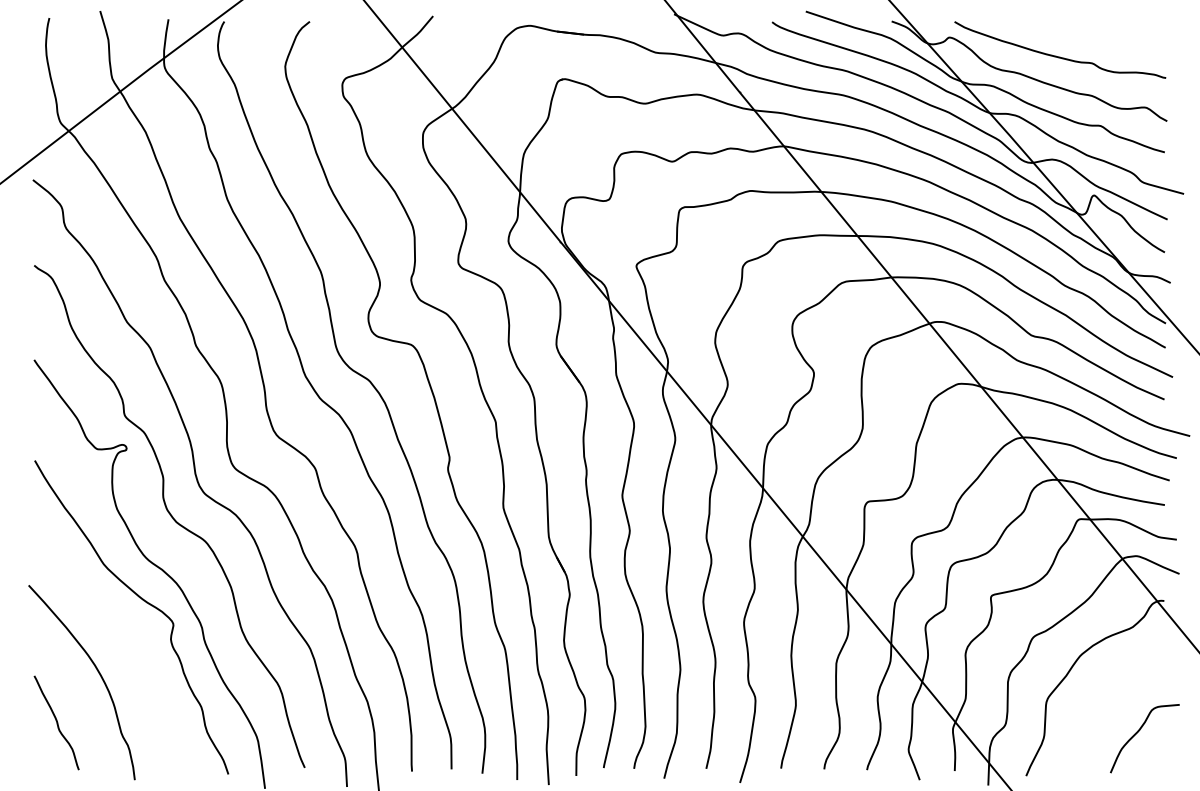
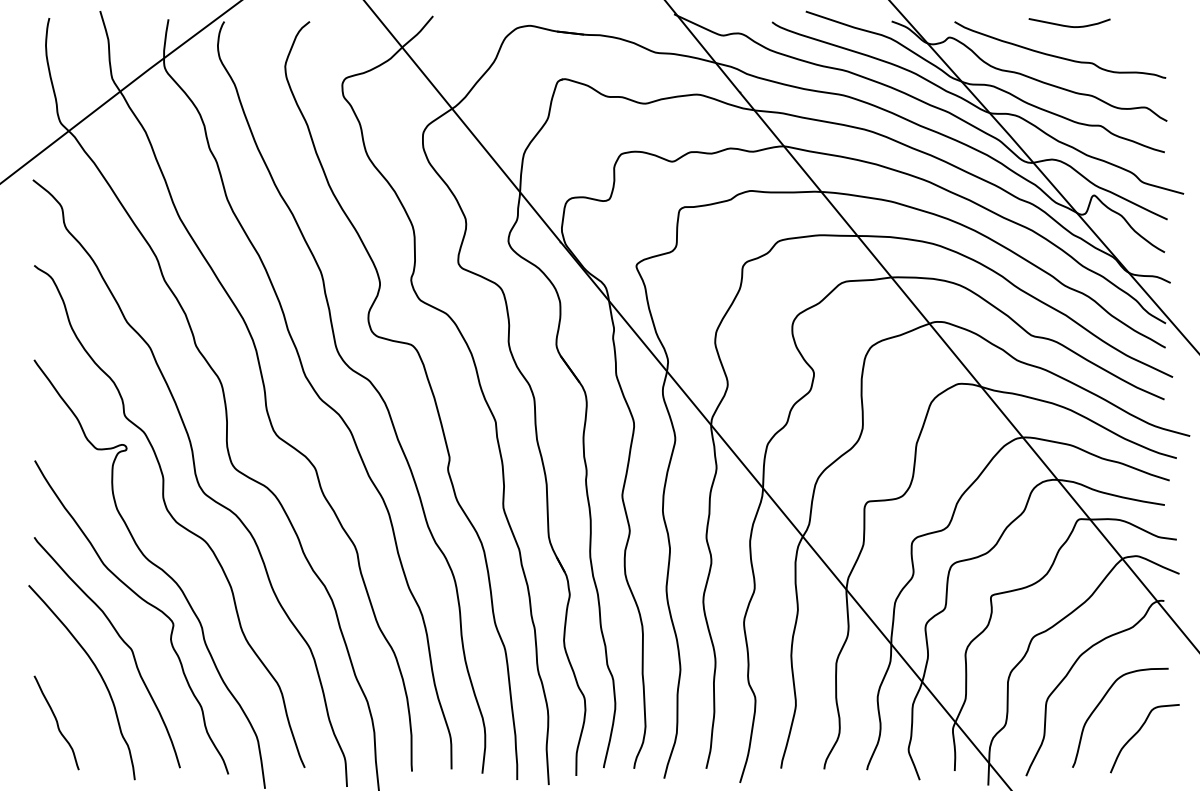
curve: none -> present (1069, 25)
curve: none -> present (121, 640)
curve: none -> present (1101, 702)
